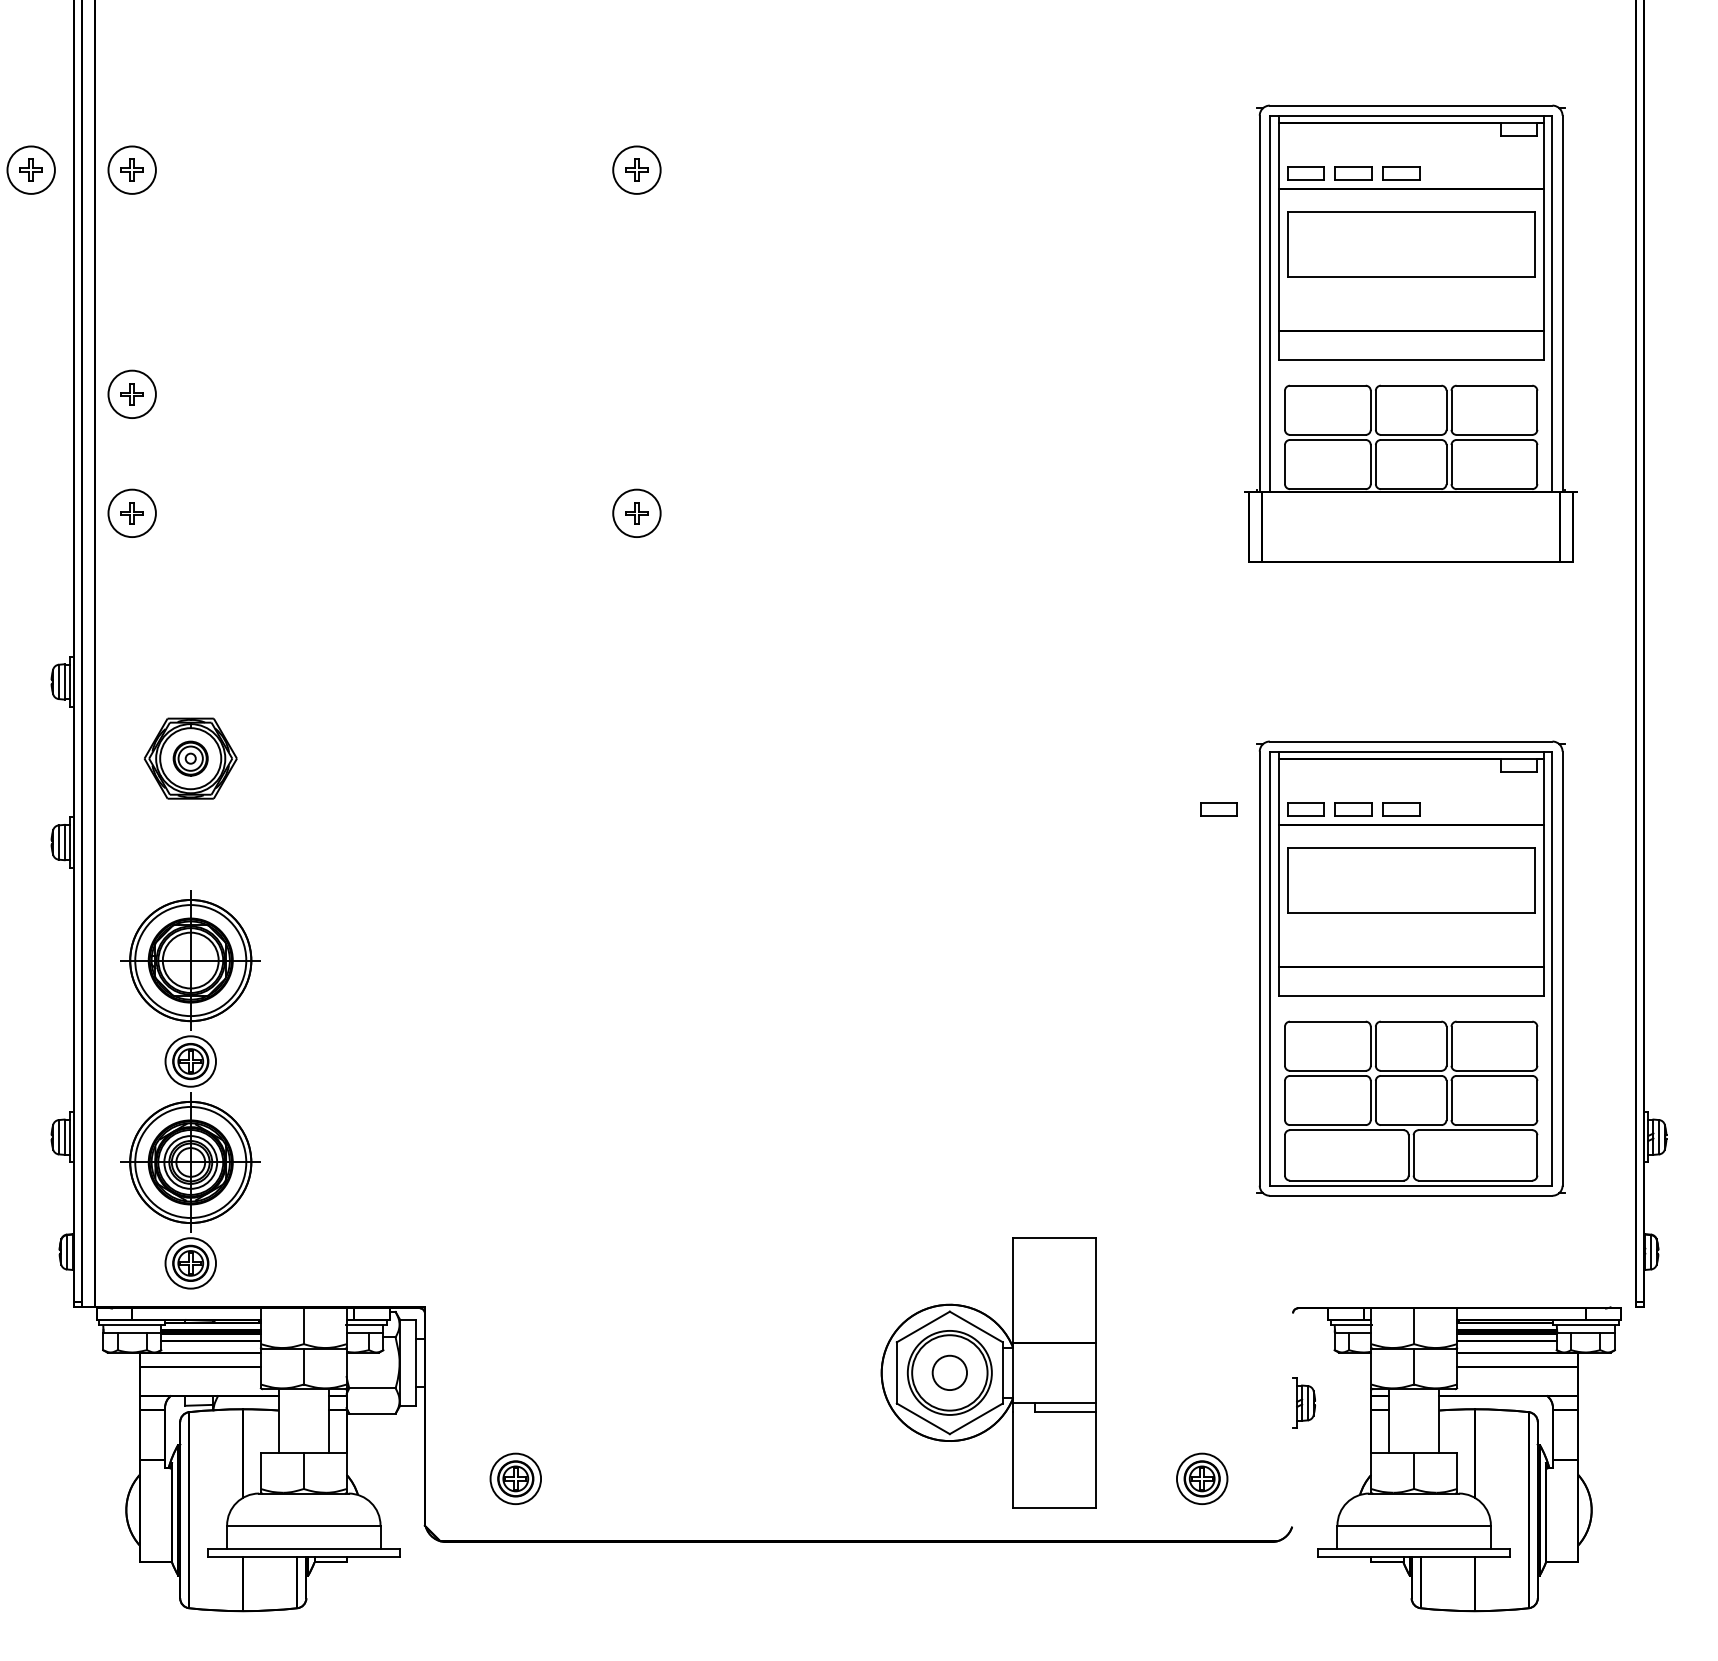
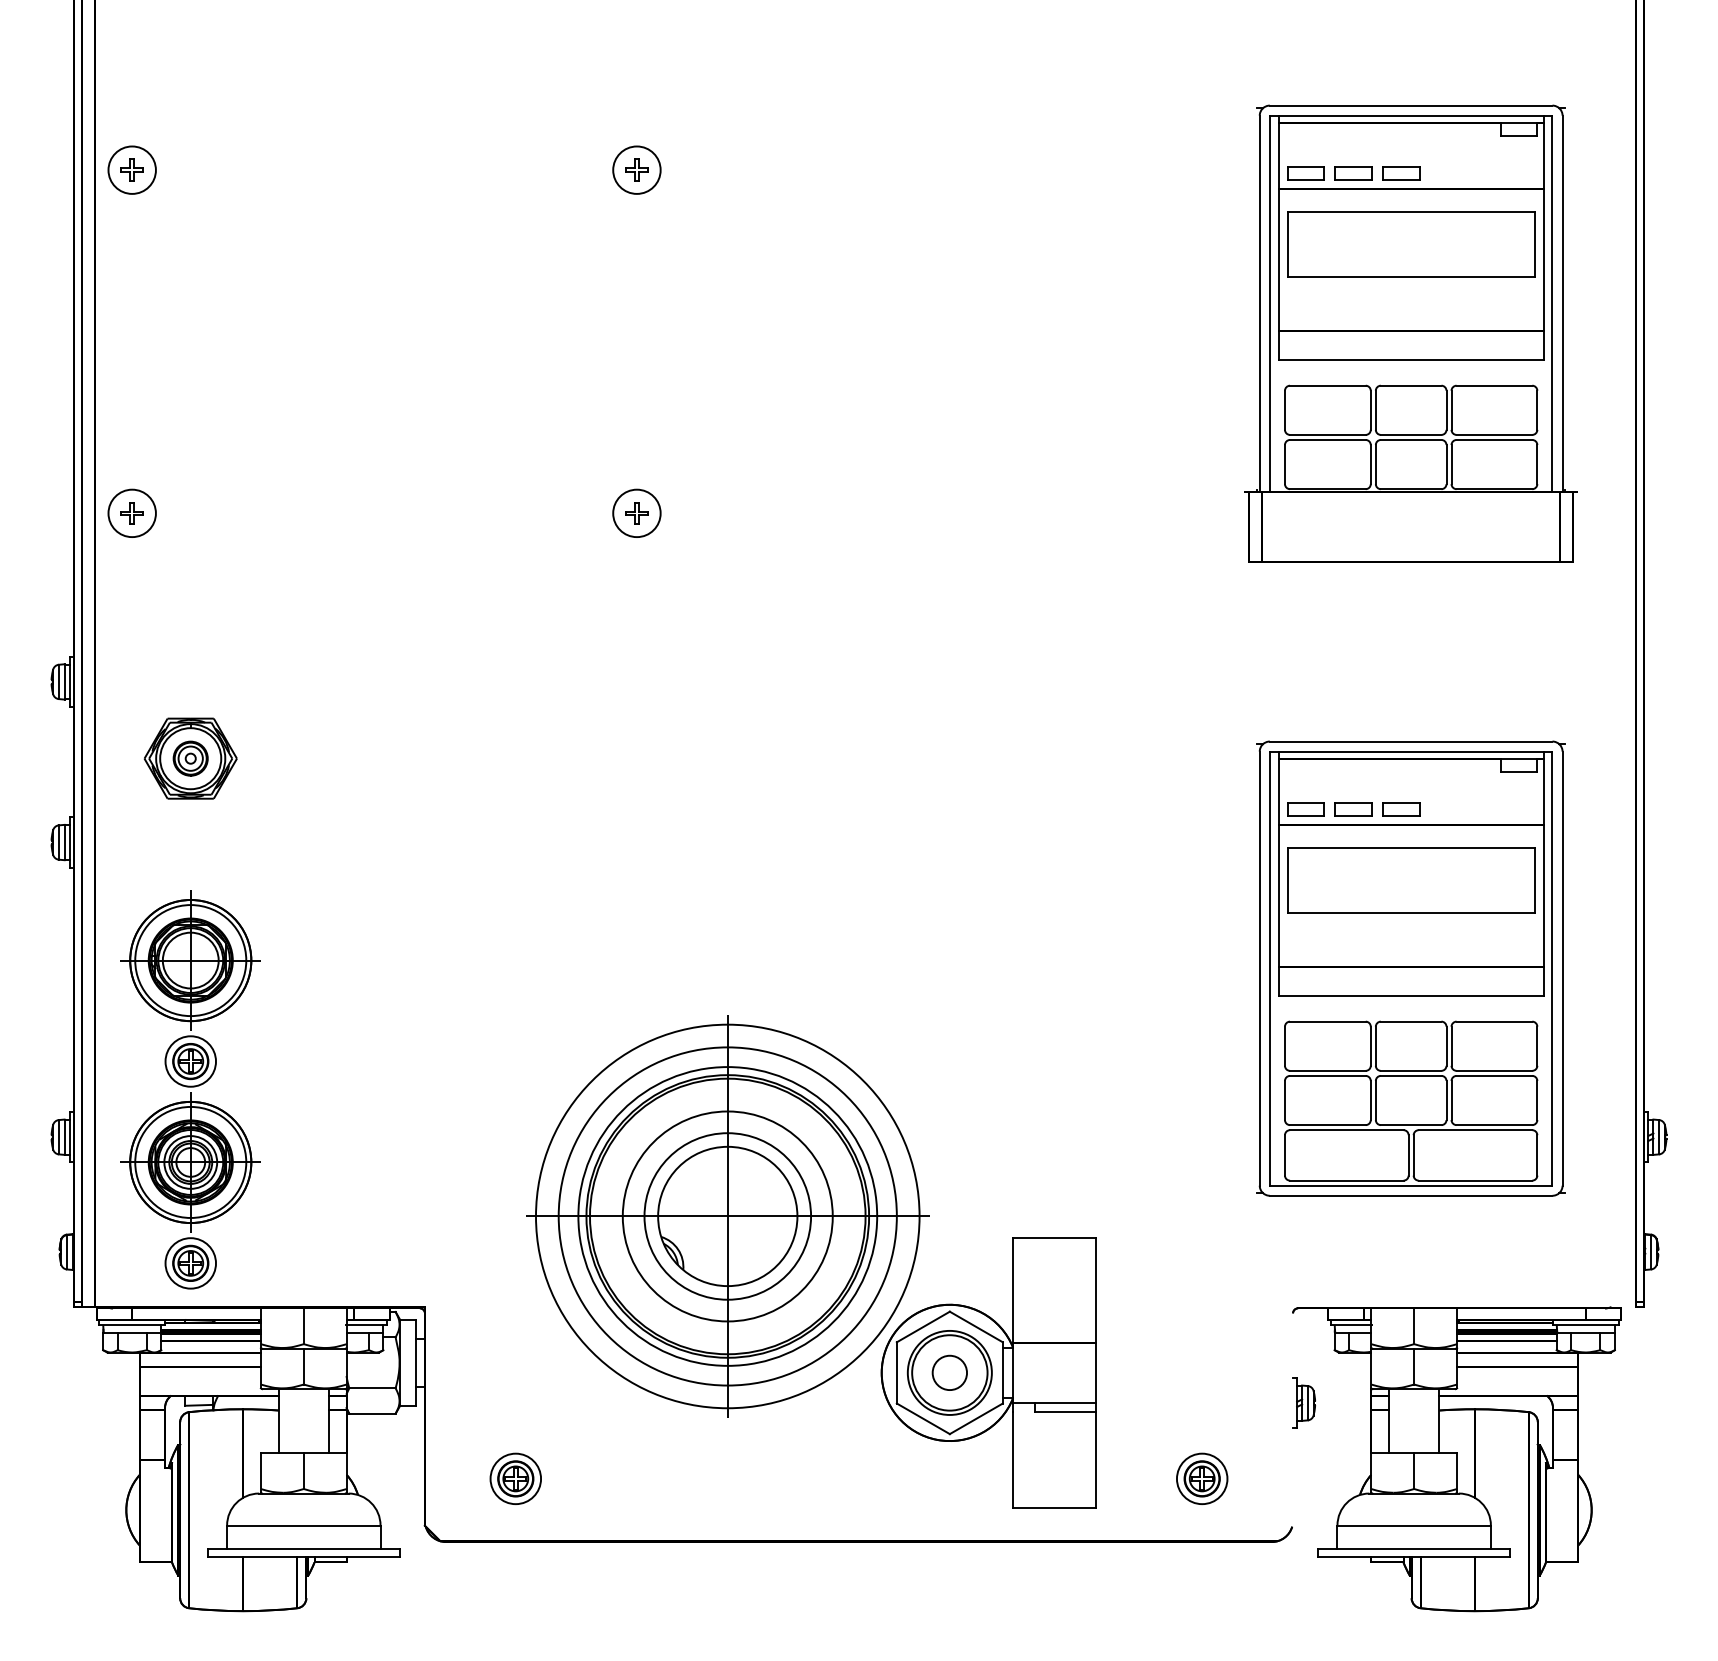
part: present -> none (30, 169)
part: present -> none (131, 393)
part: present -> none (1218, 809)
part: none -> present (727, 1216)
